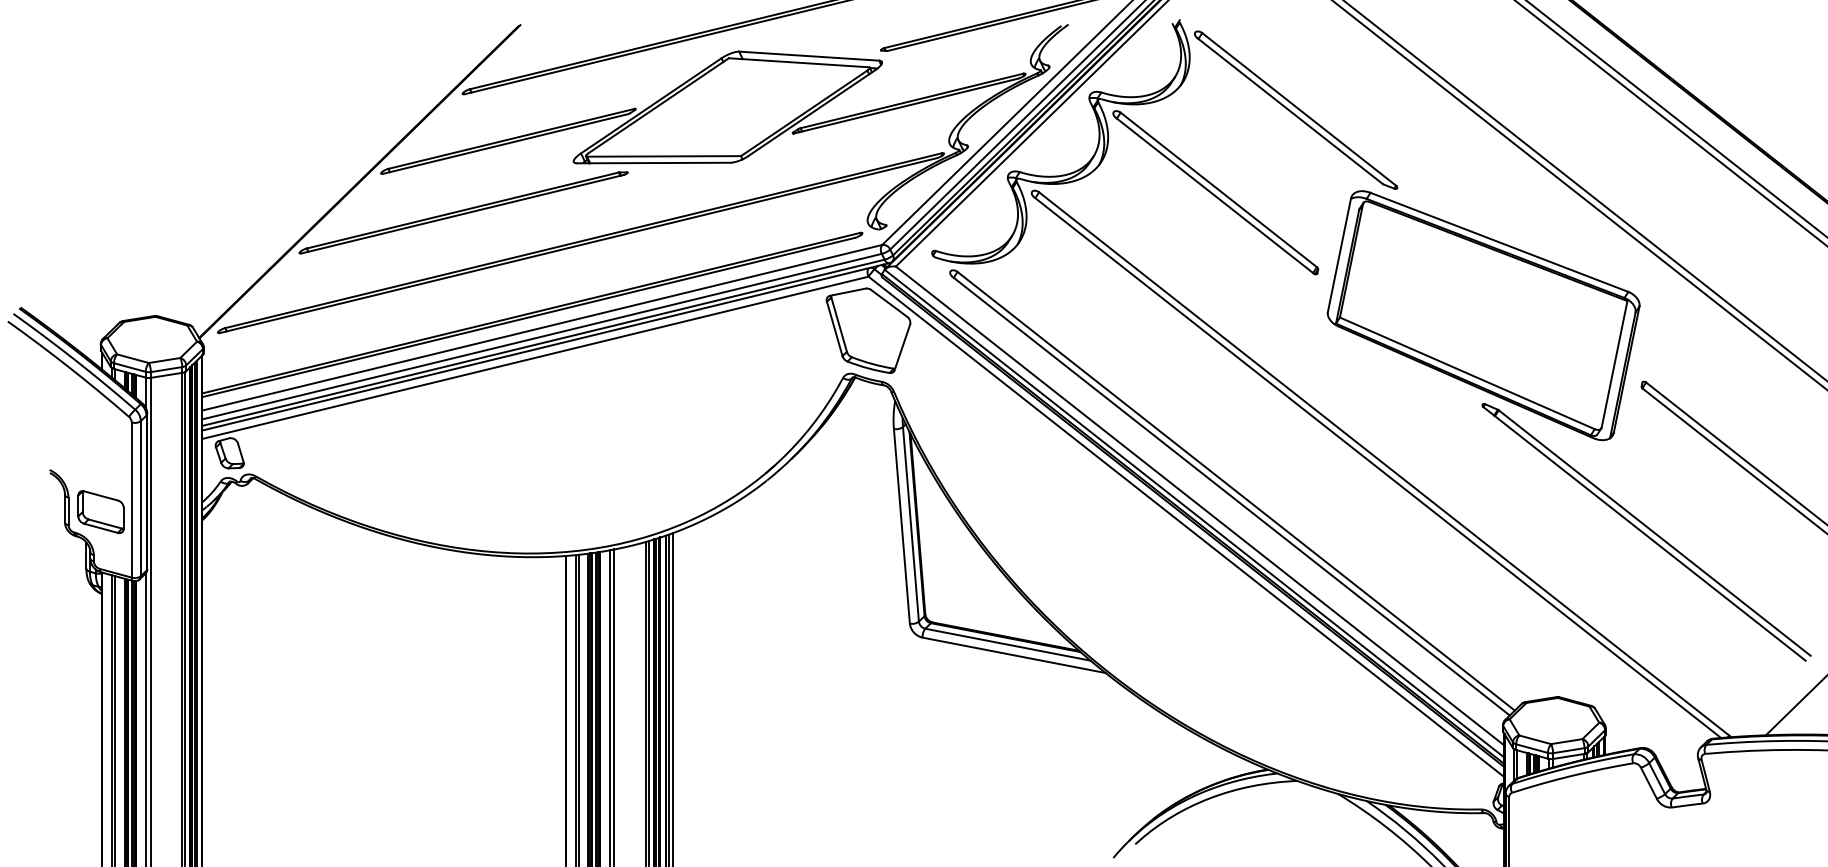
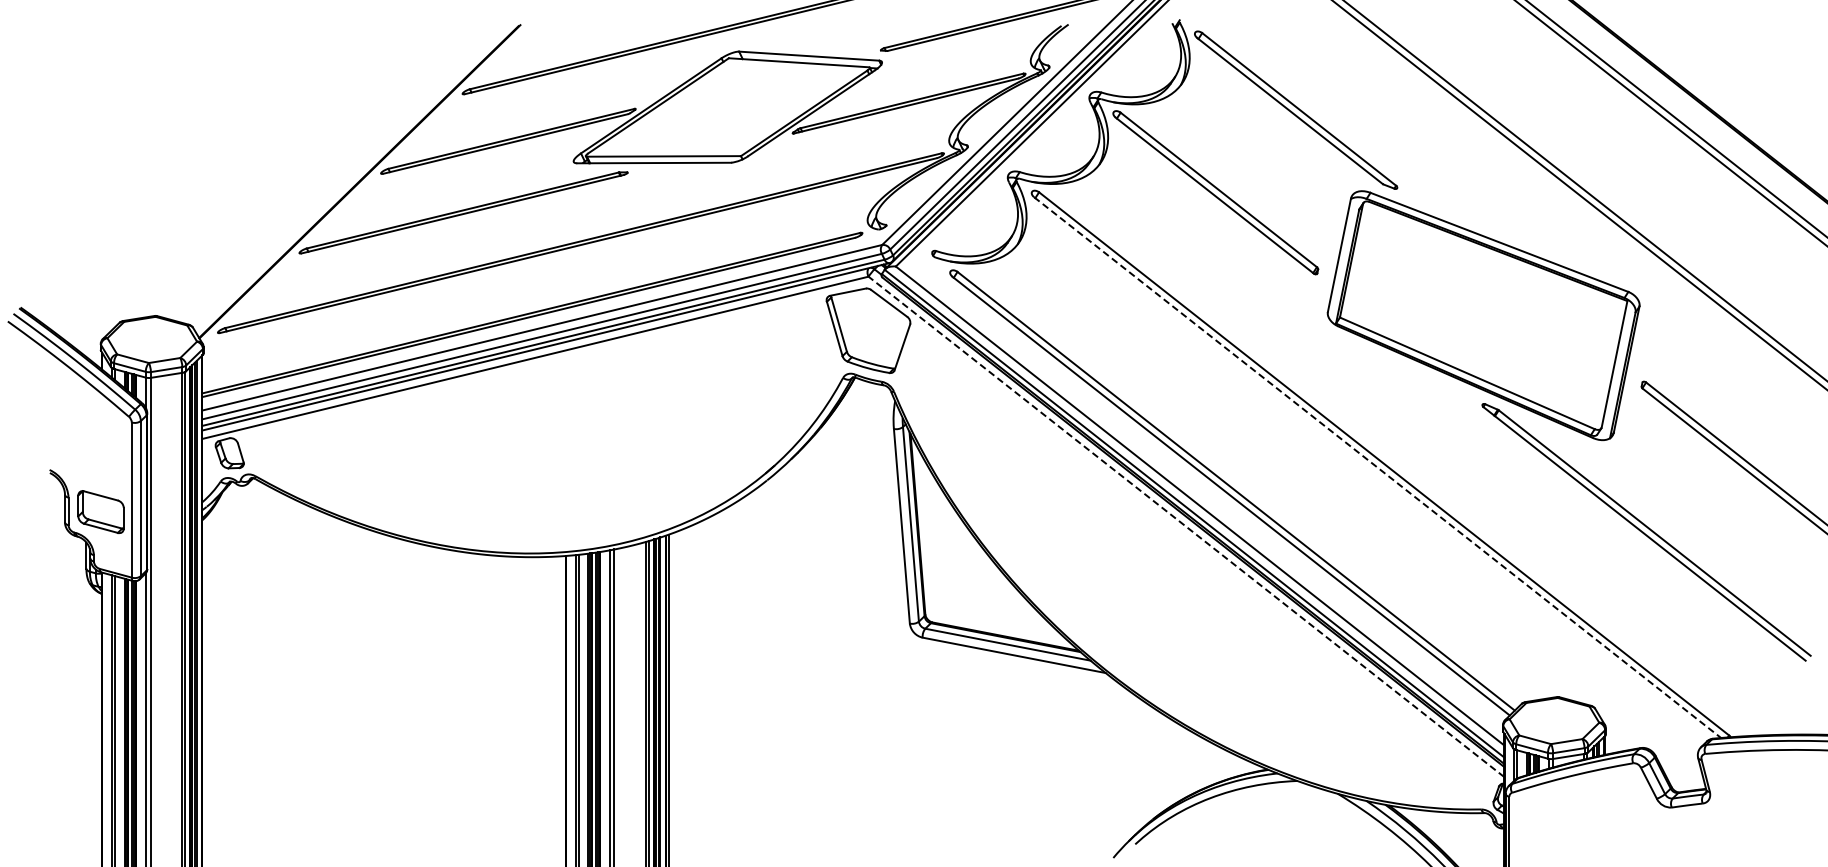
line: solid -> dashed (1378, 467)
line: solid -> dashed (1186, 526)
line: present -> none (672, 698)
line: present -> none (1794, 706)
